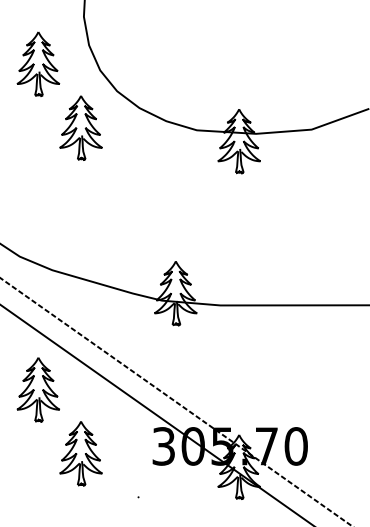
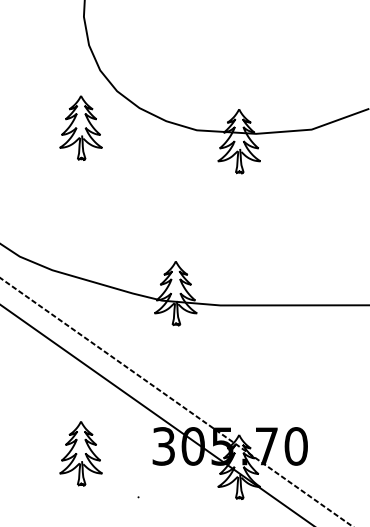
part: present -> none (38, 63)
part: present -> none (37, 389)
